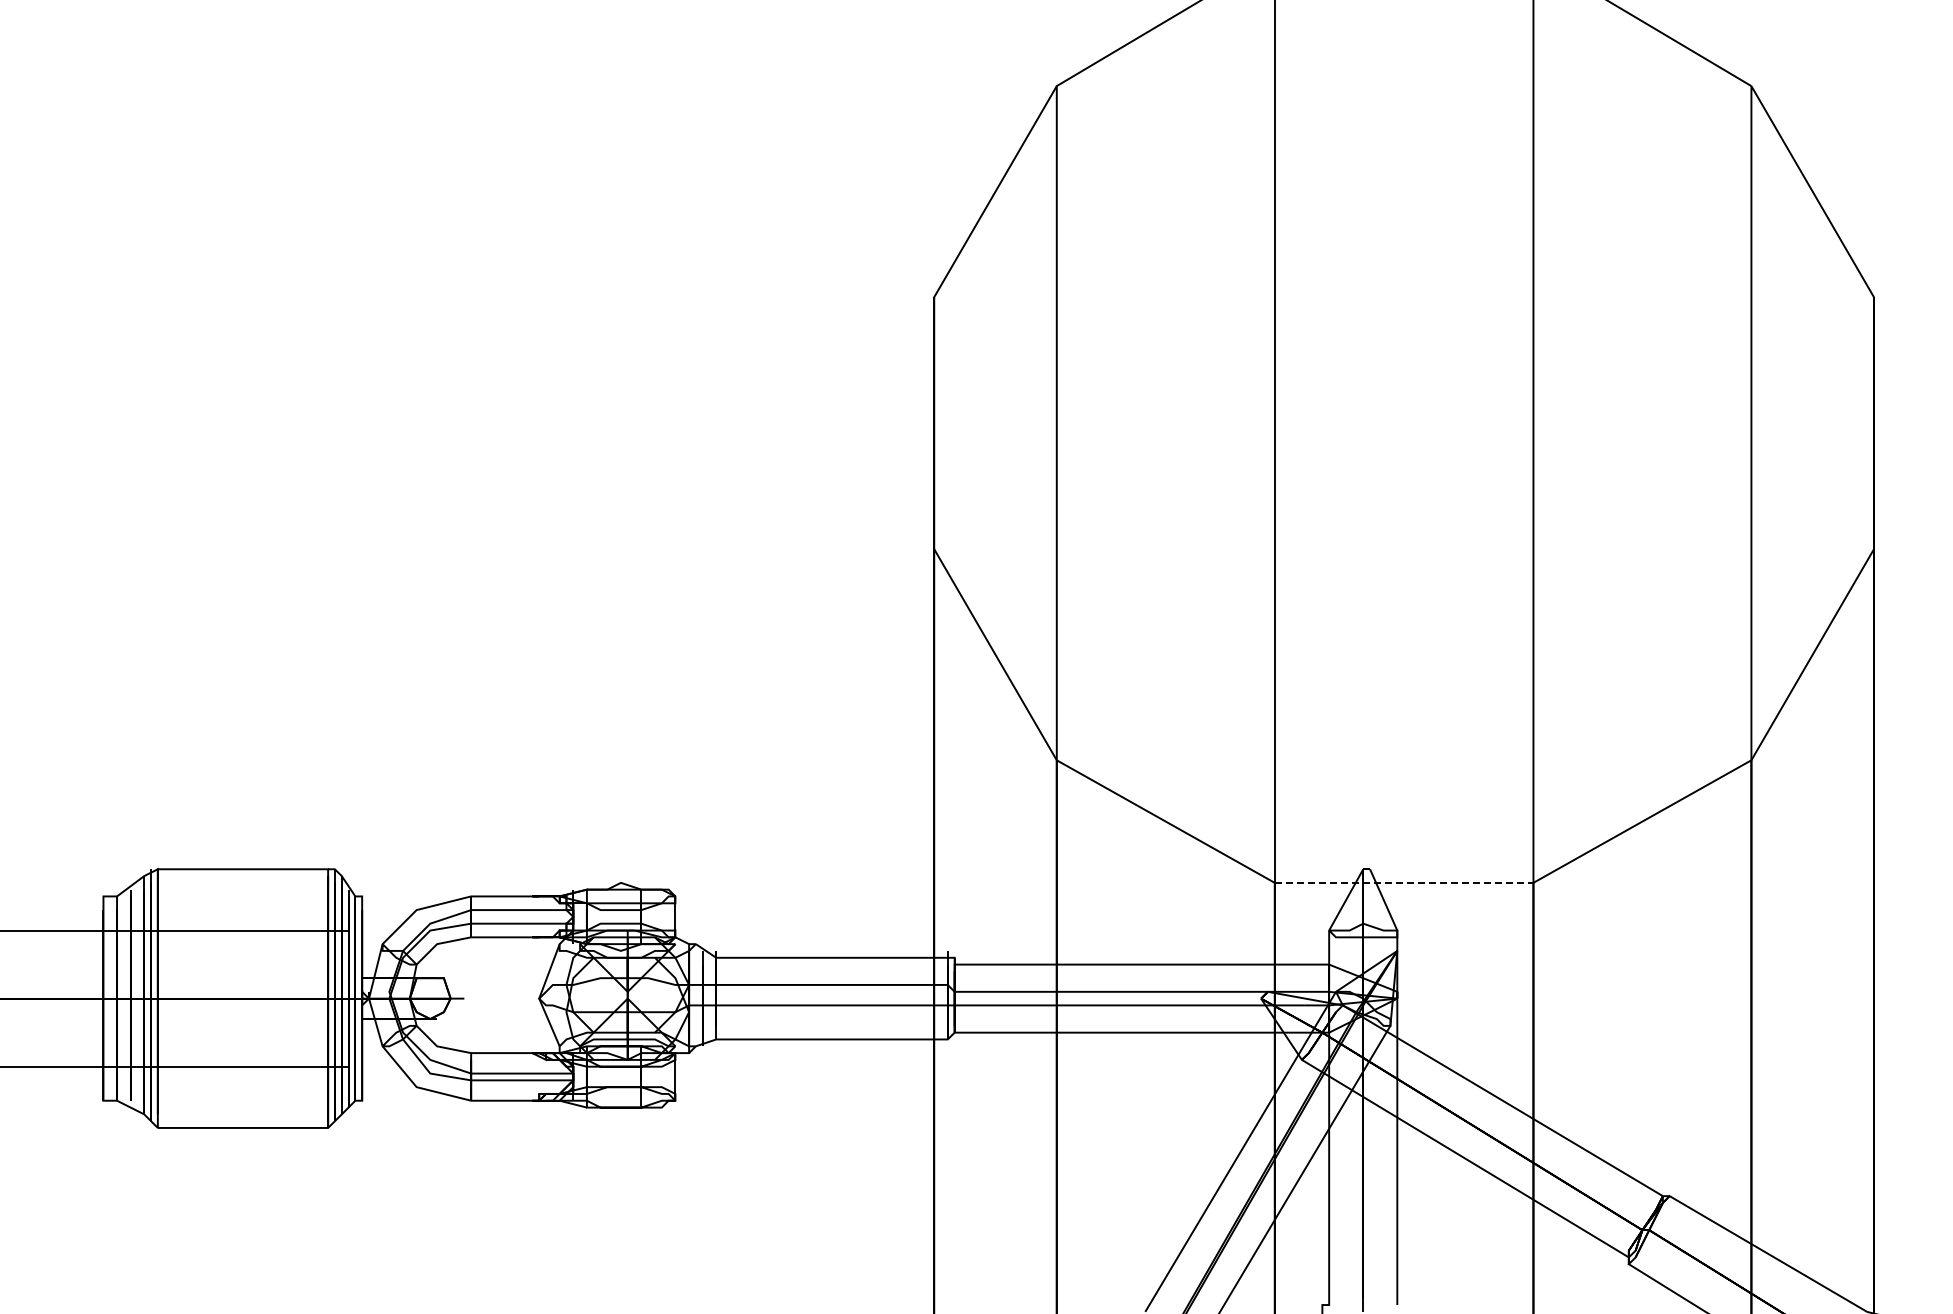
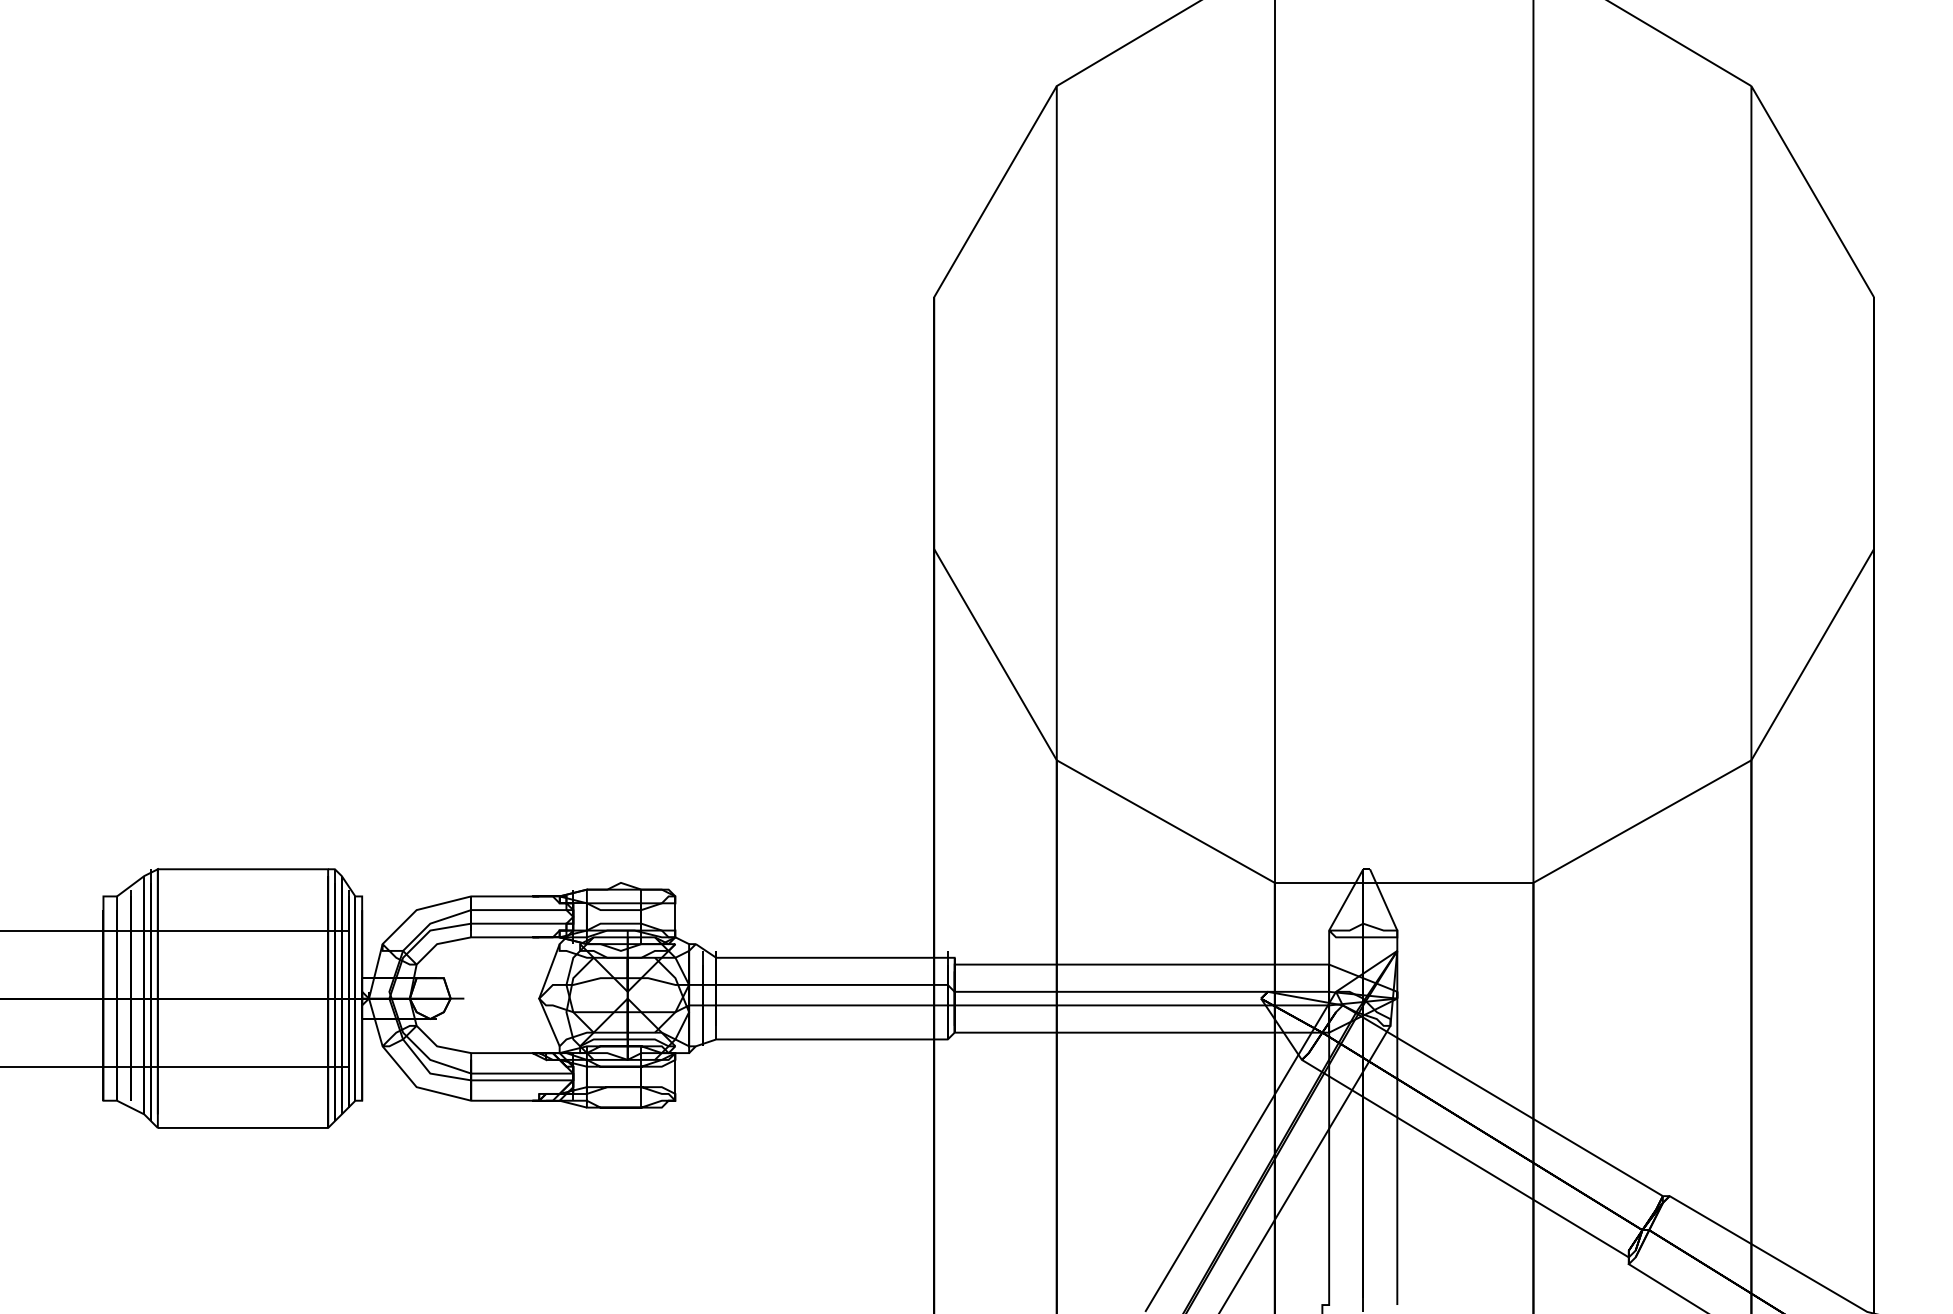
line: dashed -> solid (1404, 882)
